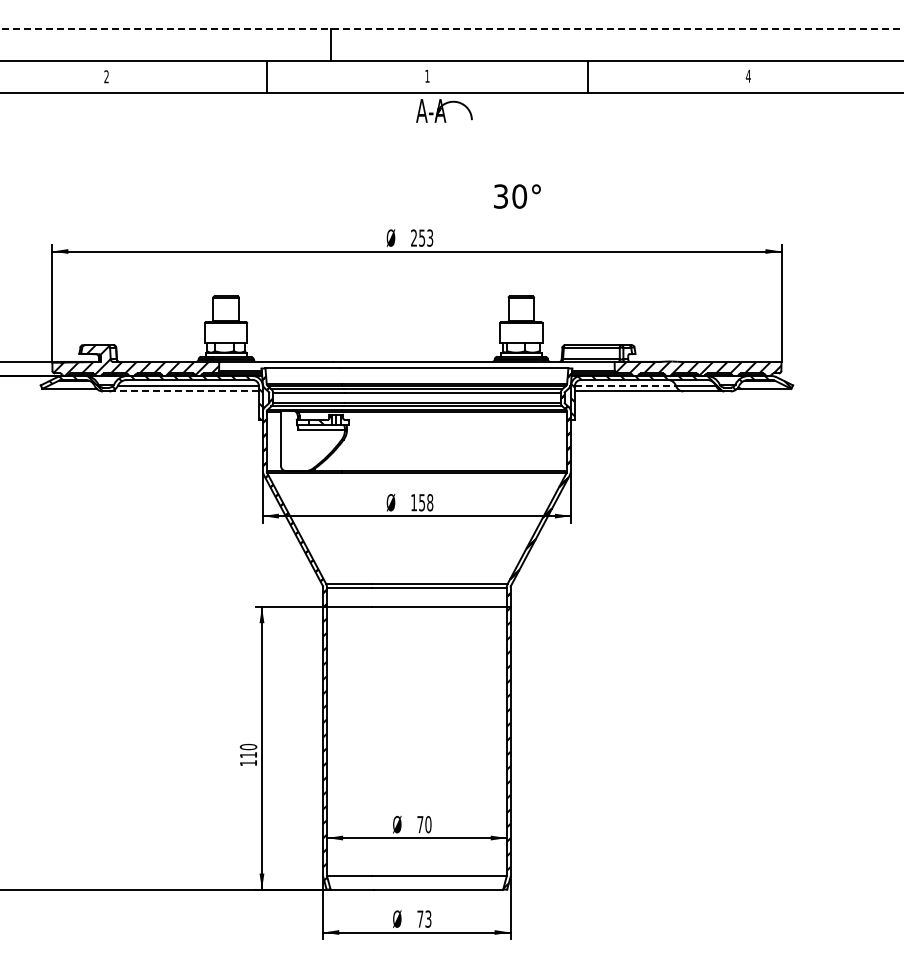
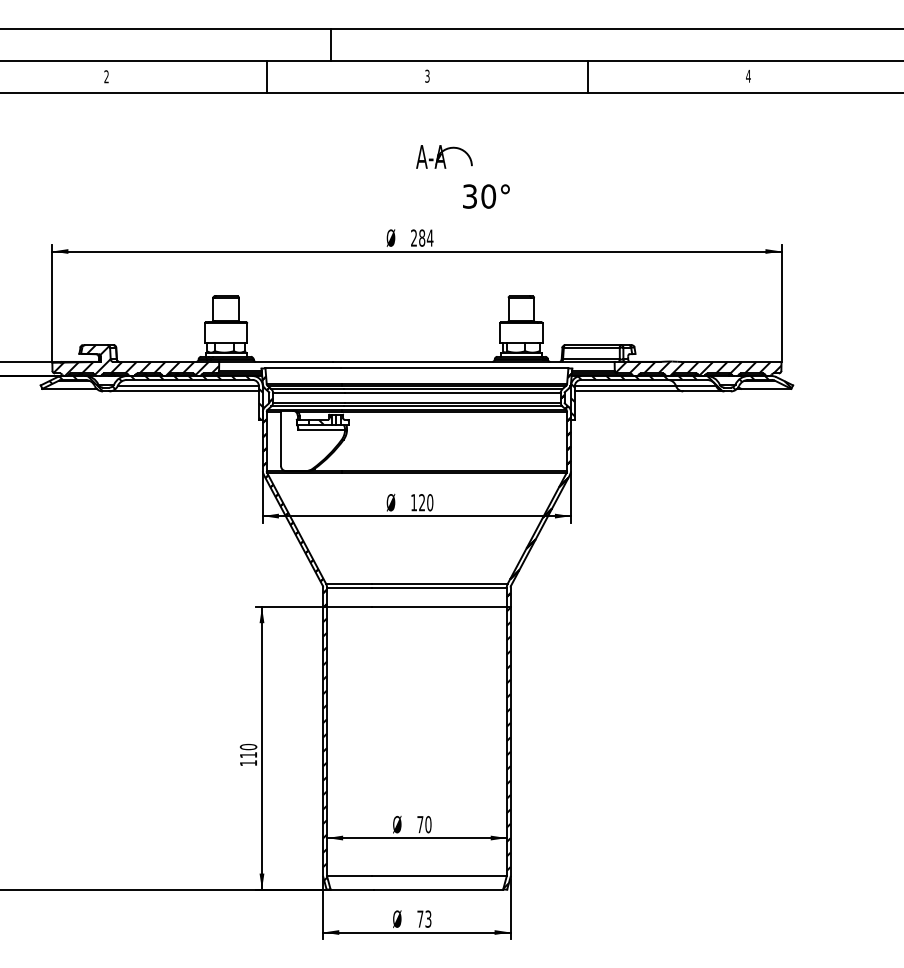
line: dashed -> solid (452, 29)
text: 1 -> 3 (427, 75)
part position: (444, 110) -> (444, 156) (444, 156)
text position: (517, 196) -> (486, 196) (486, 196)
text: 253 -> 284 (426, 237)
line: dashed -> solid (625, 386)
line: dashed -> solid (184, 391)
text: 158 -> 120 (426, 502)
